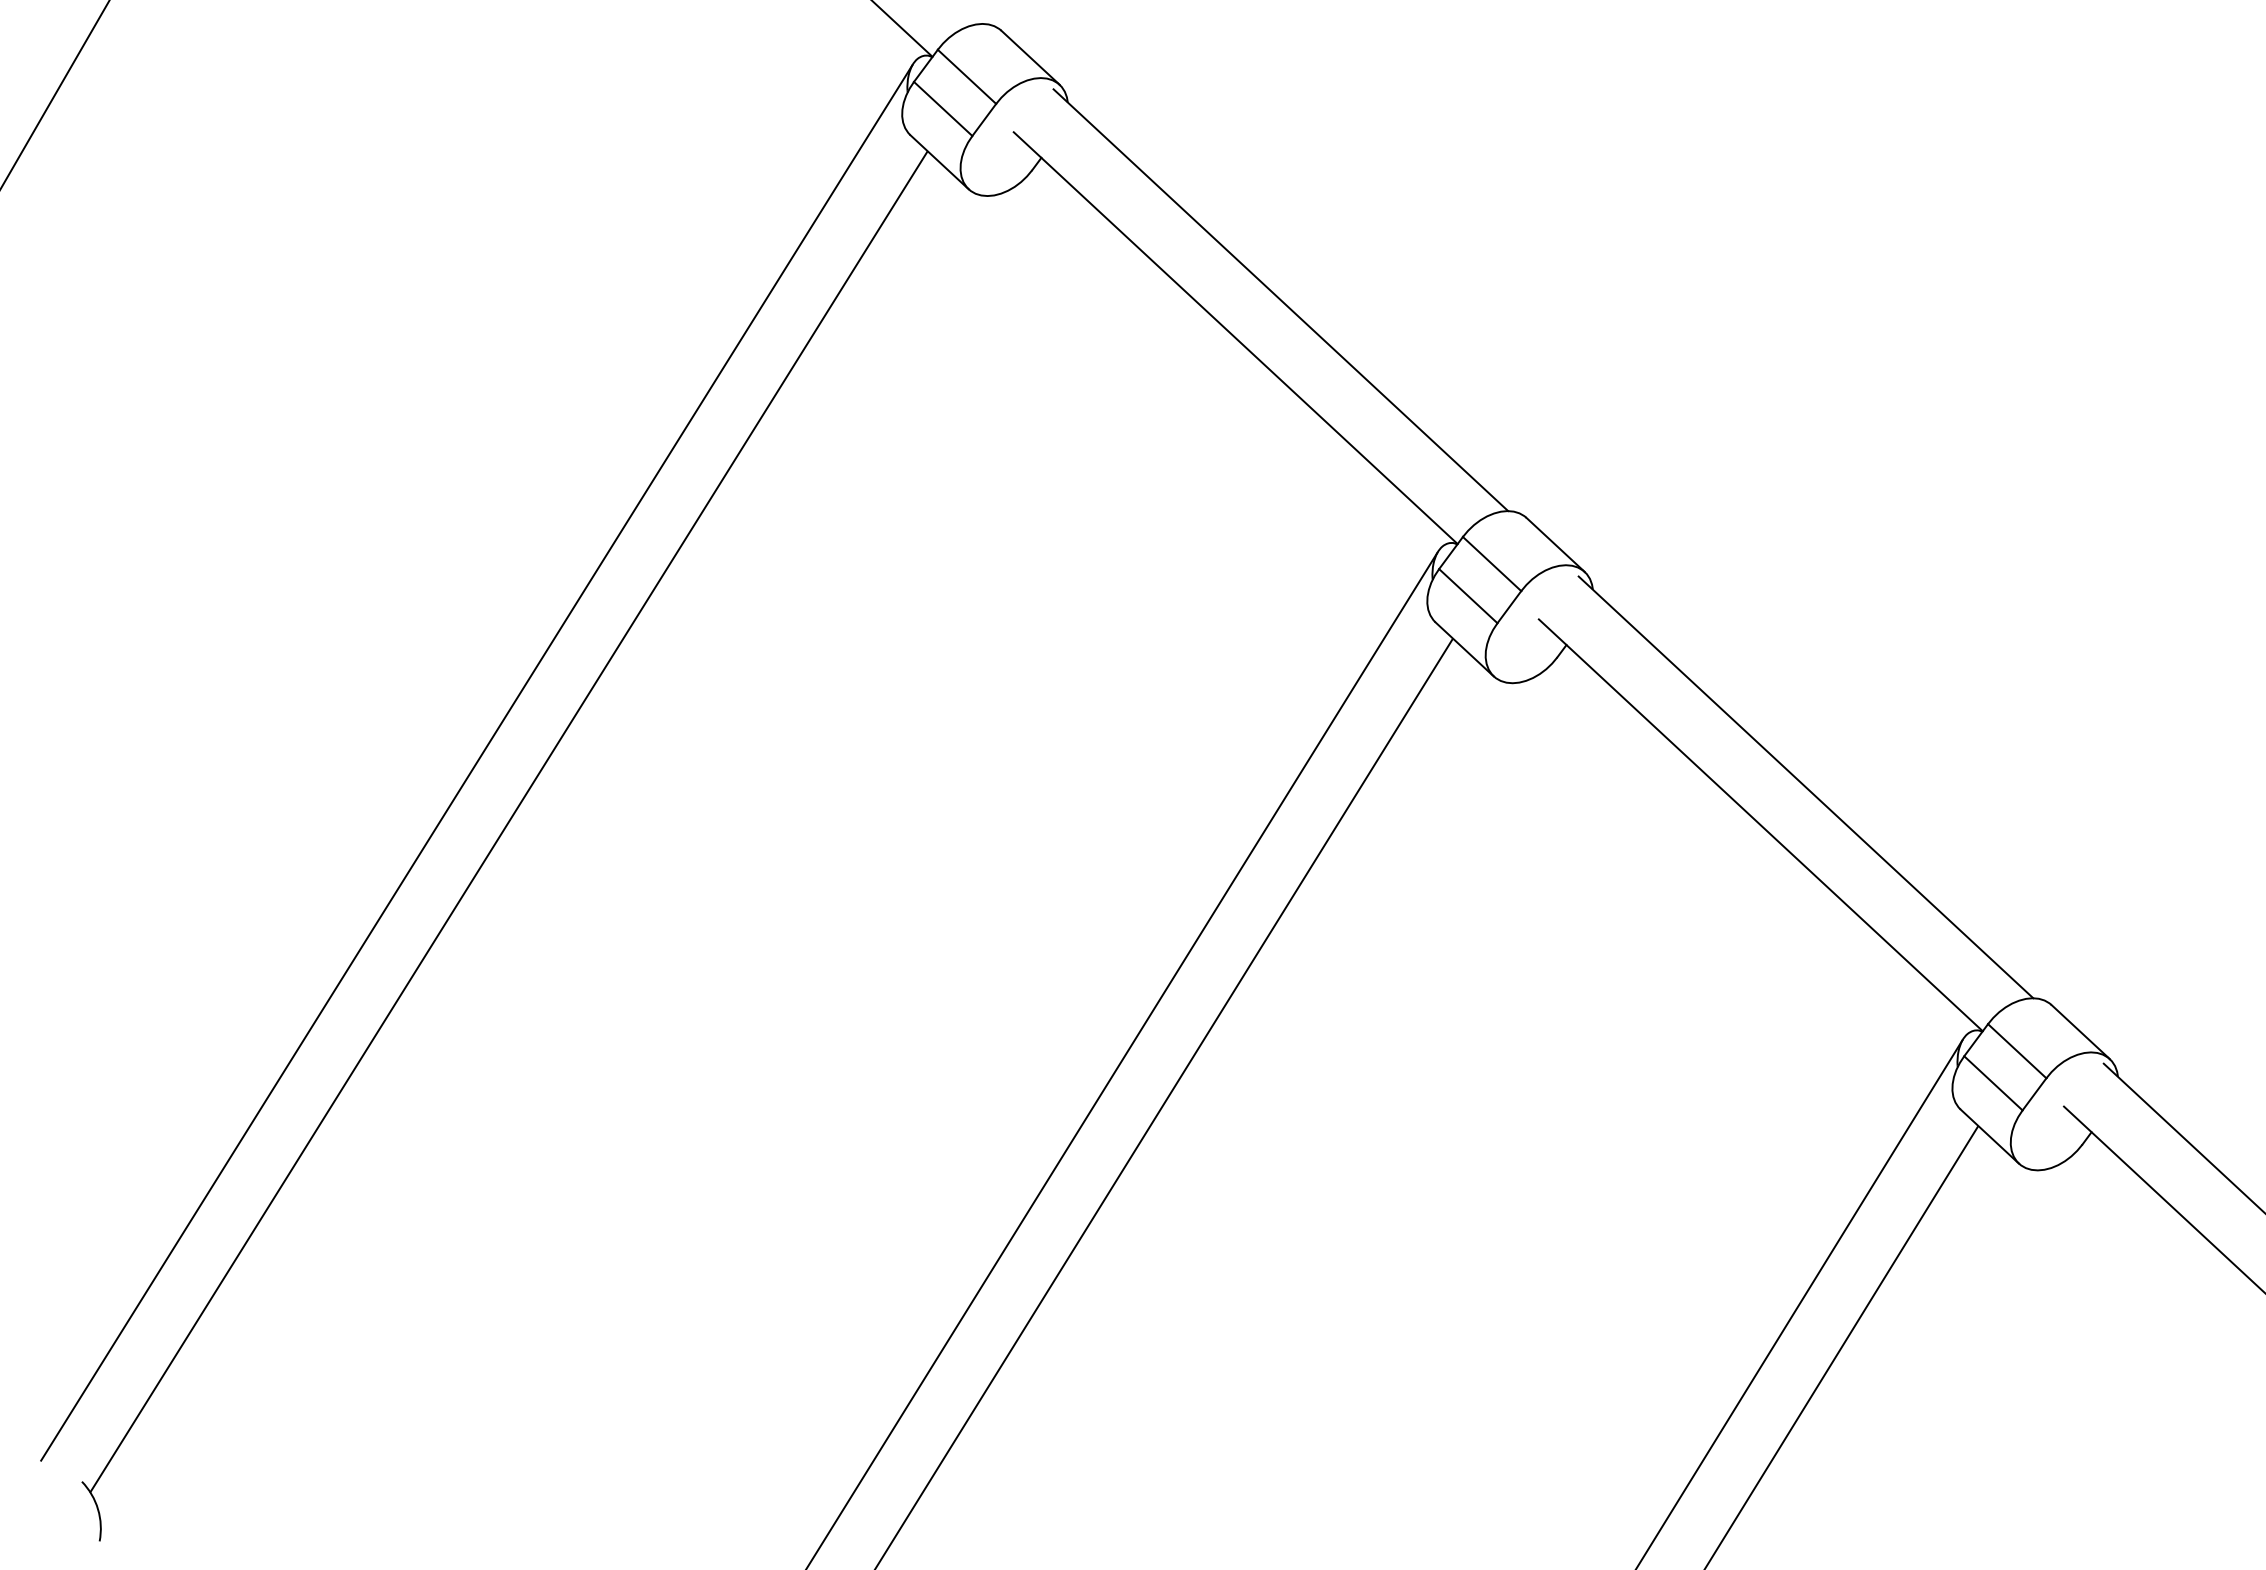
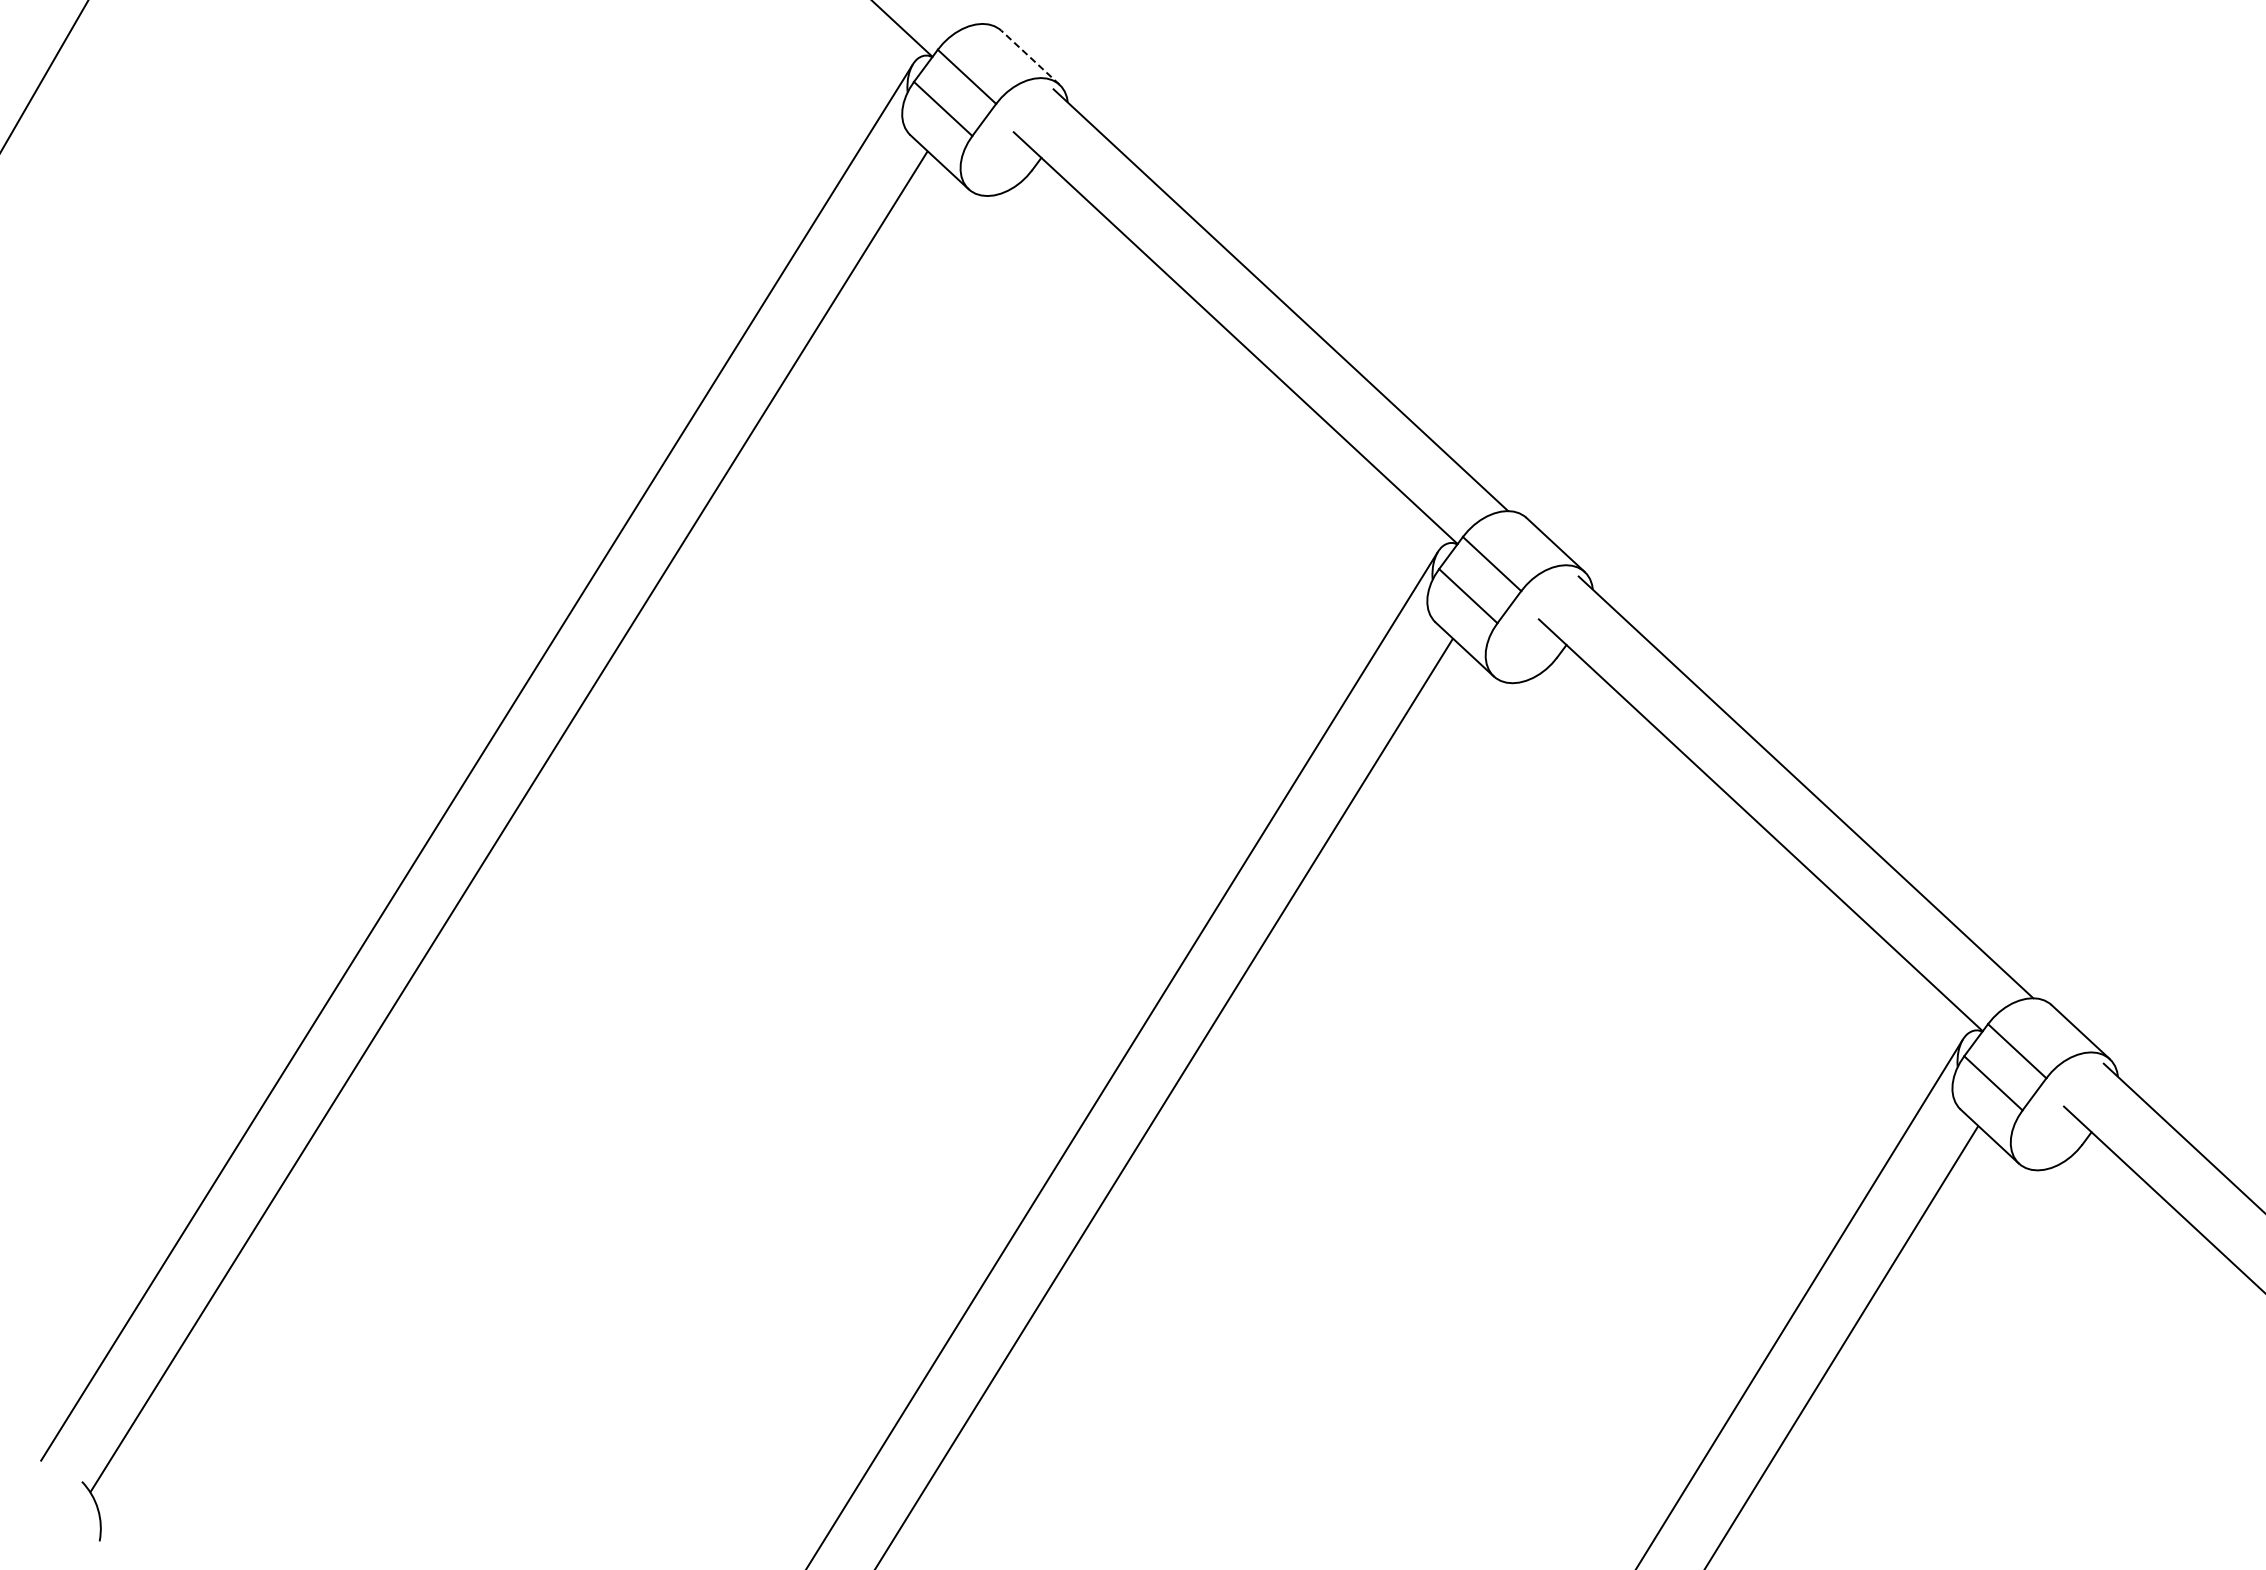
line: solid -> dashed (1030, 57)
line position: (55, 94) -> (44, 75) (44, 75)
